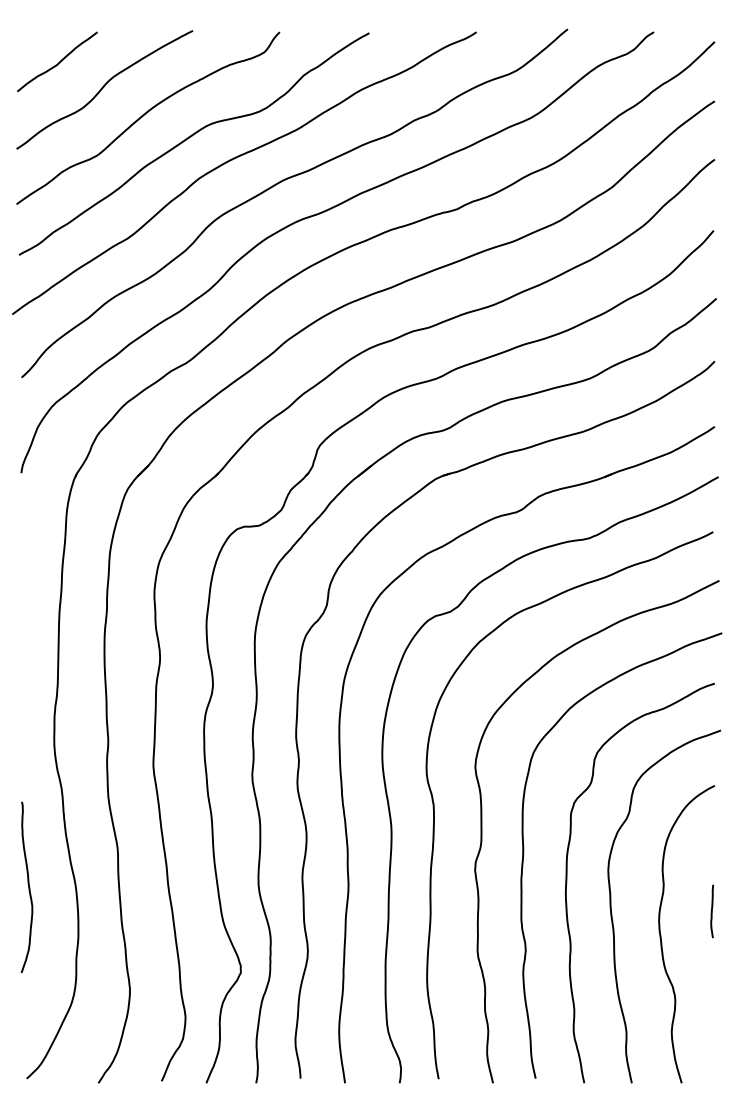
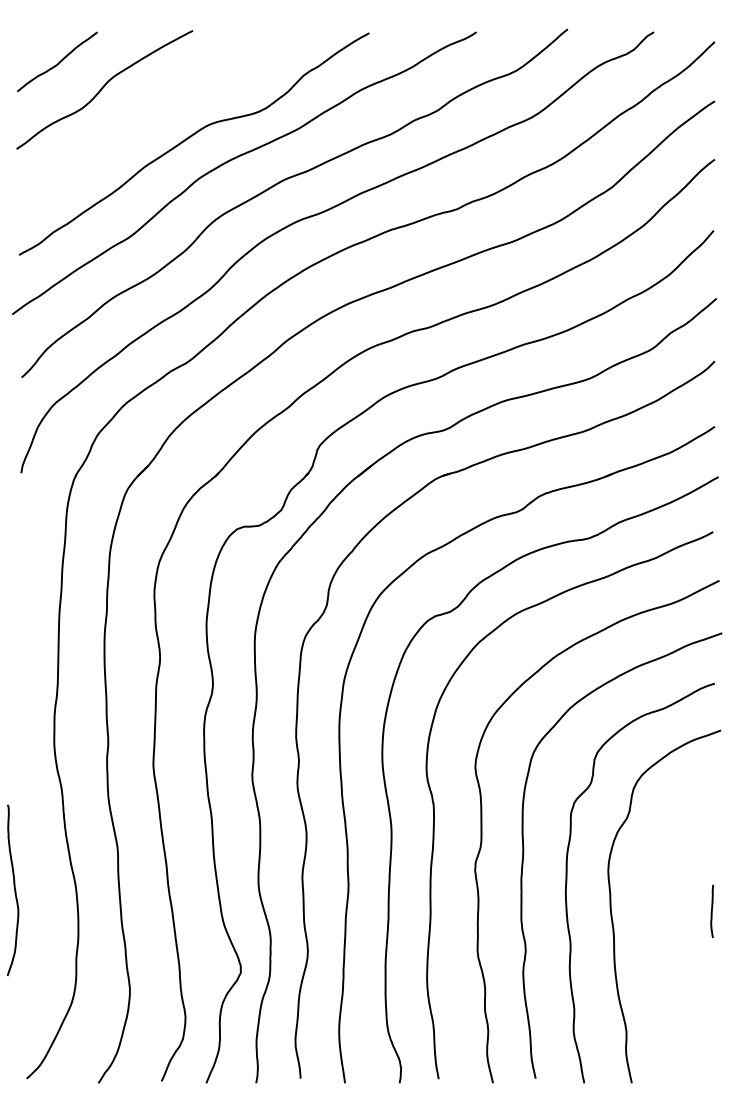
curve: present -> none (146, 114)
curve position: (28, 887) -> (14, 890) (14, 890)
curve: present -> none (661, 934)
